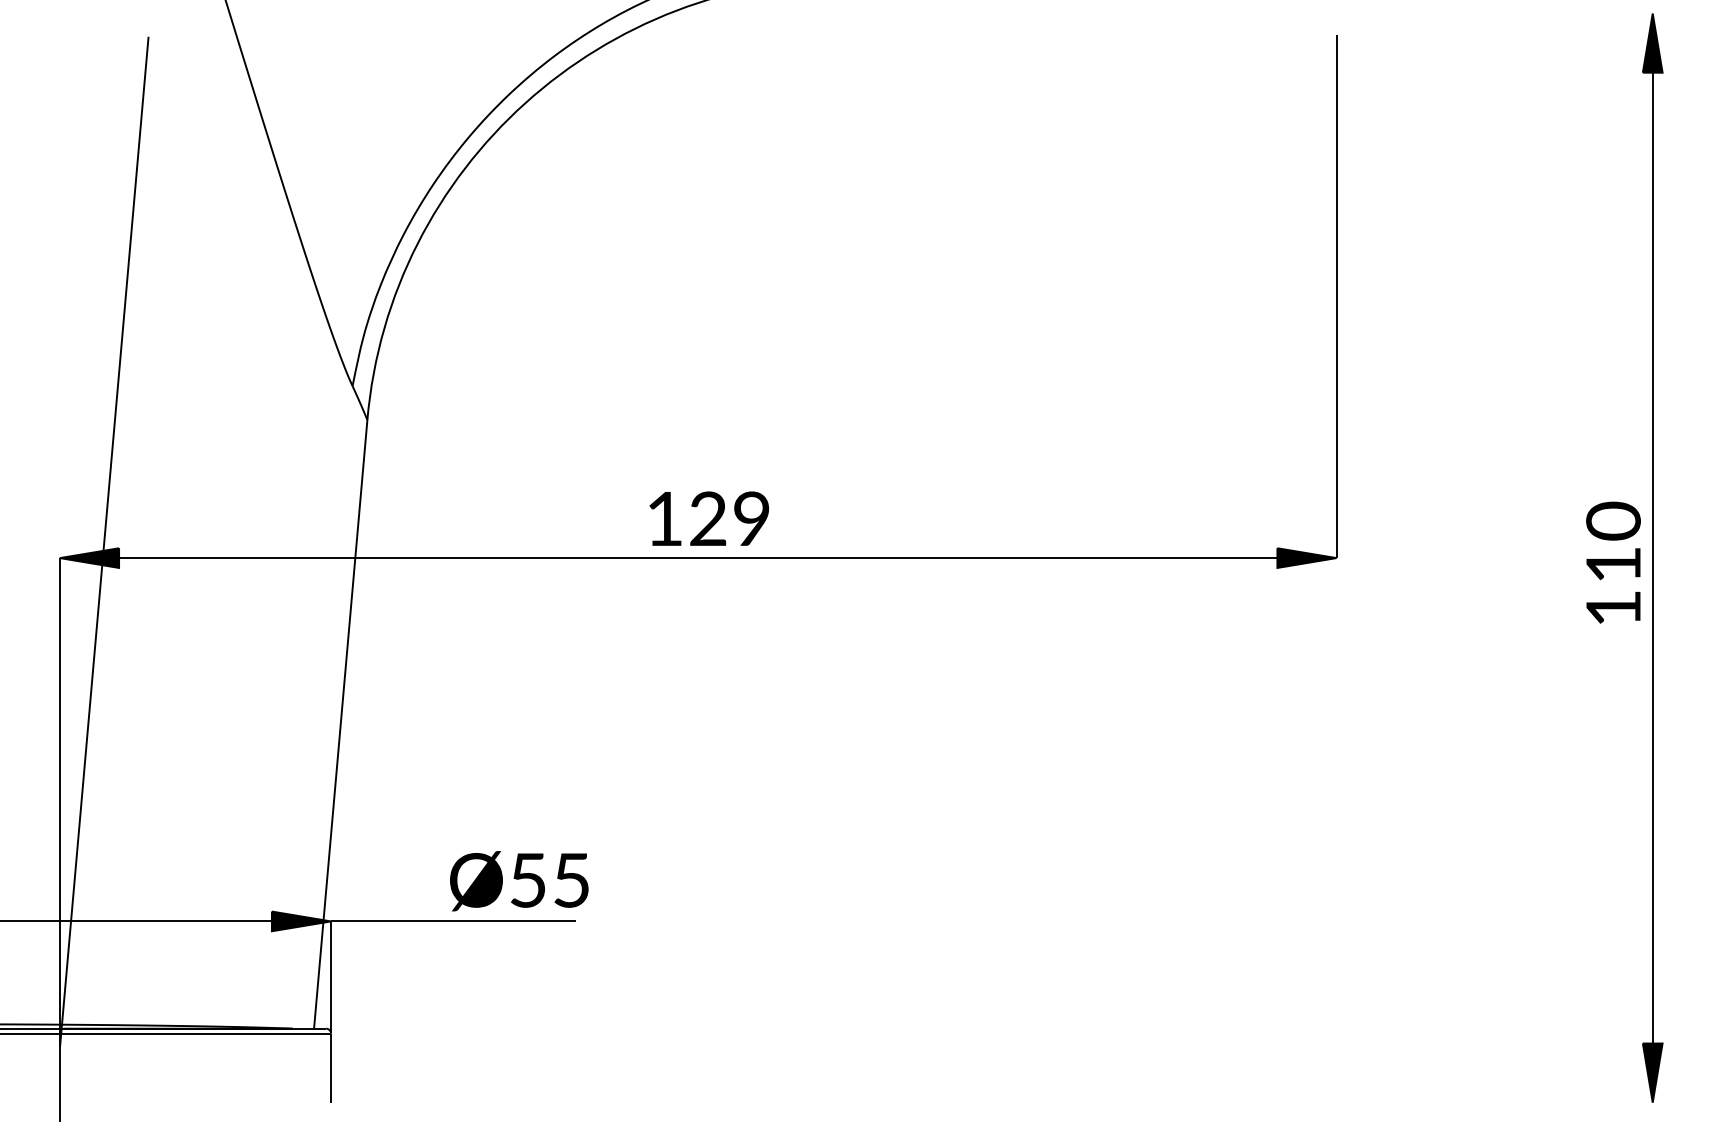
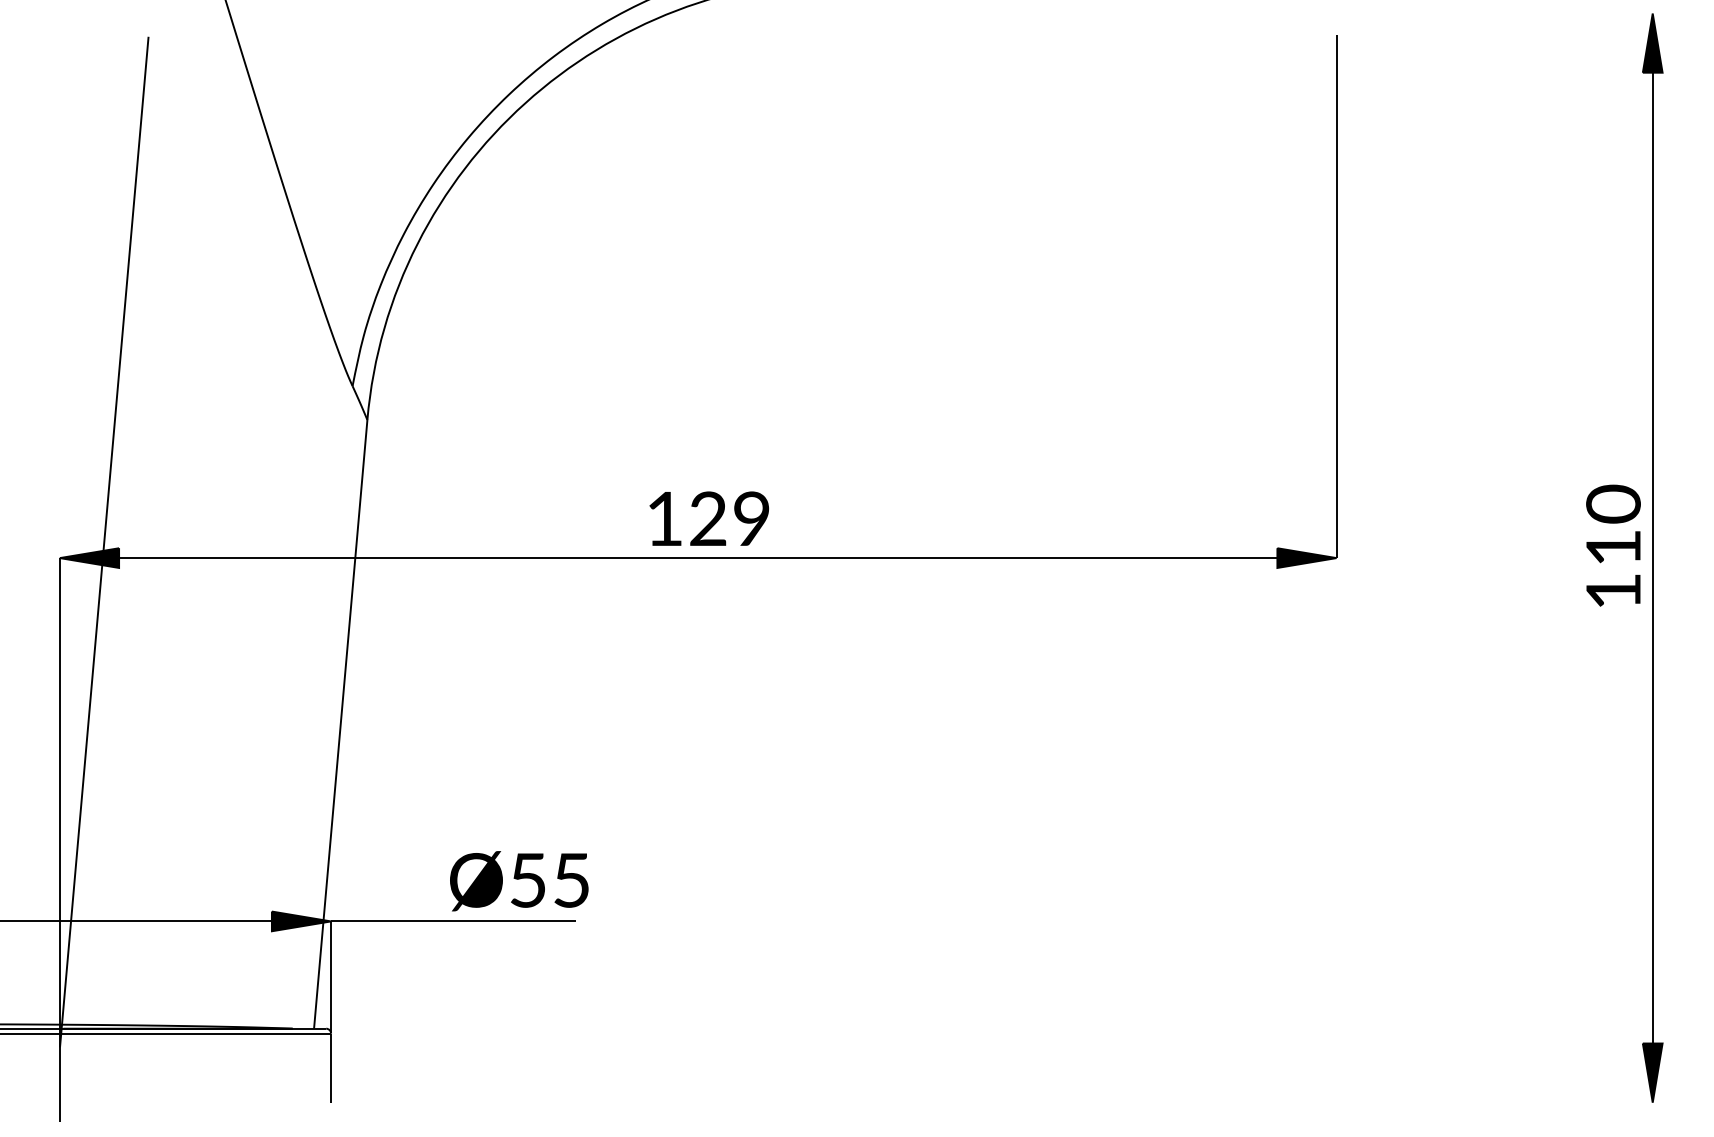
text position: (1613, 562) -> (1613, 545) (1613, 545)
